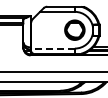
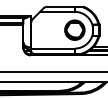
line: dashed -> solid (53, 48)
